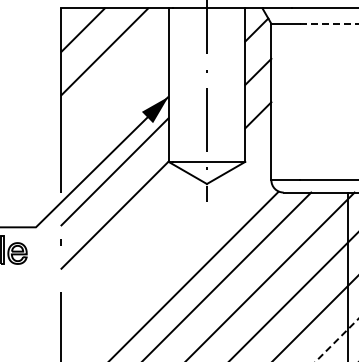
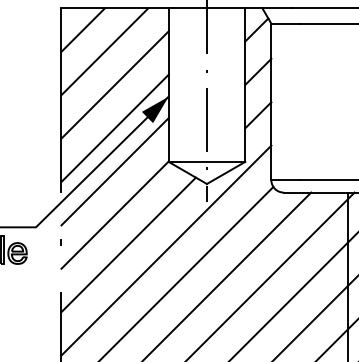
line: dashed -> solid (329, 23)
line: none -> present (114, 84)
line: none -> present (114, 127)
line: none -> present (128, 244)
line: none -> present (166, 250)
line position: (194, 275) -> (187, 272) (187, 272)
line: dashed -> solid (337, 339)
